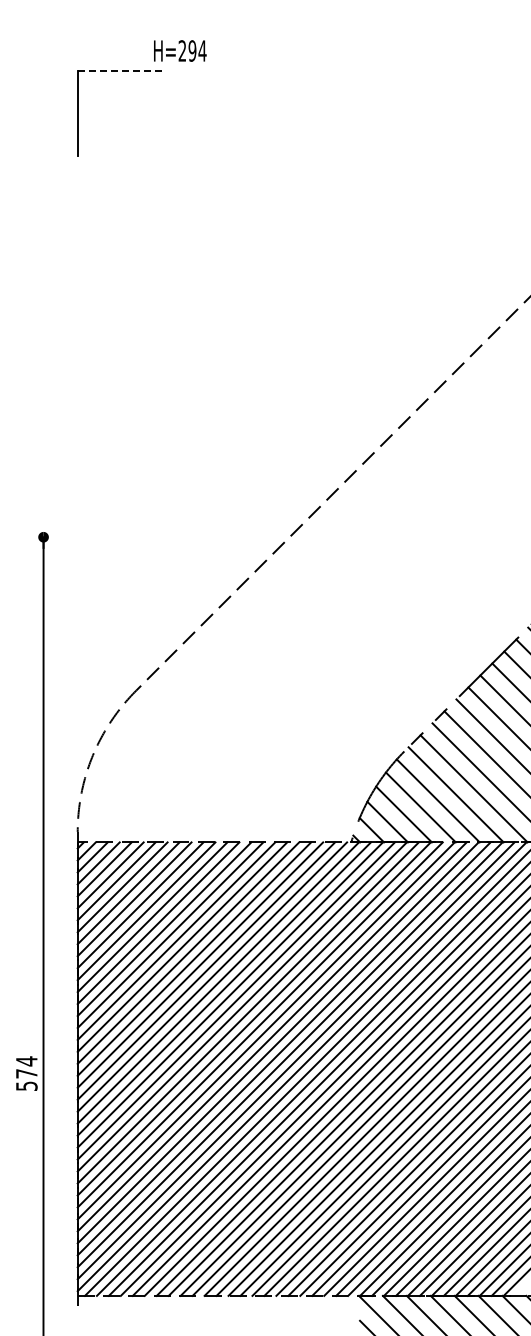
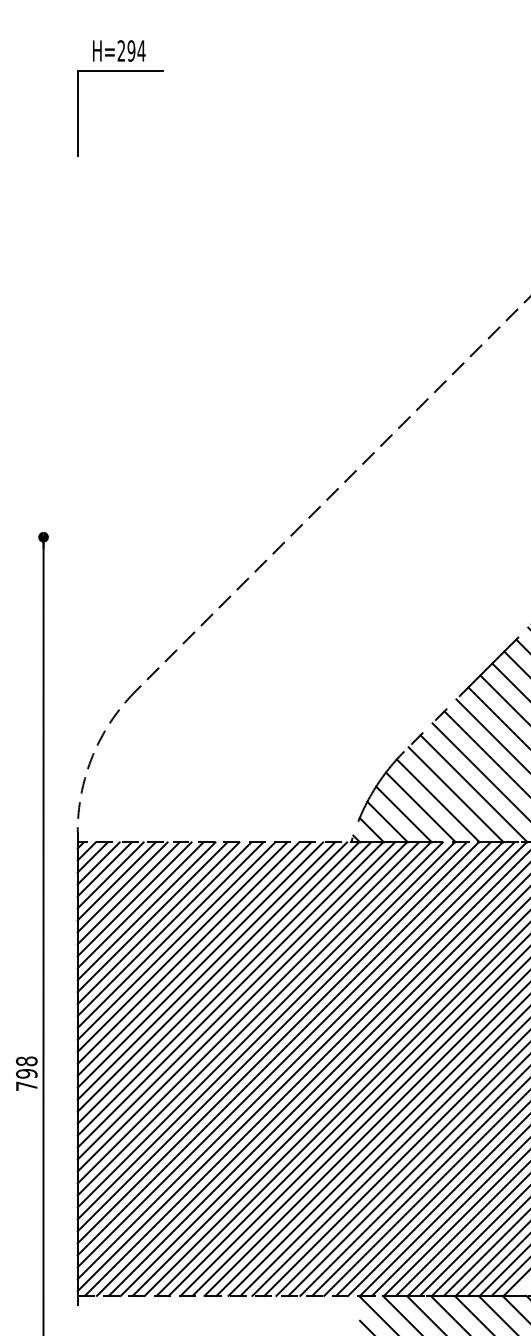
text position: (180, 50) -> (119, 50) (119, 50)
line: dashed -> solid (120, 71)
text: 574 -> 798 (26, 1073)
